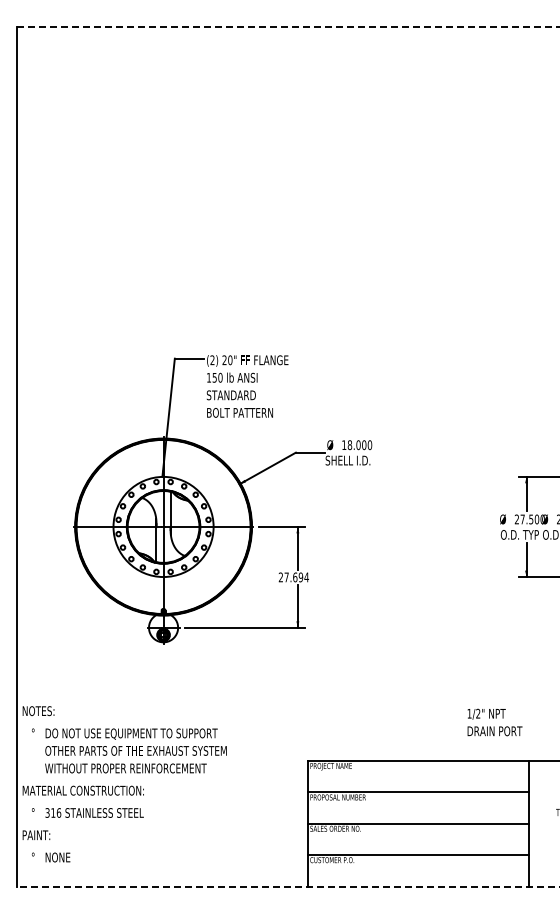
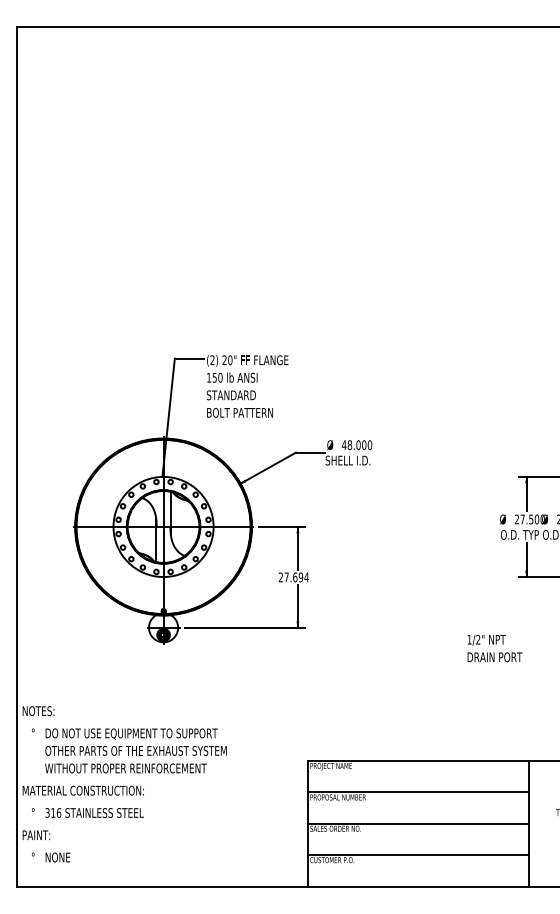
line: dashed -> solid (288, 27)
text: 18.000 -> 48.000 (343, 444)
text position: (494, 722) -> (494, 648) (494, 648)
line: dashed -> solid (287, 886)
